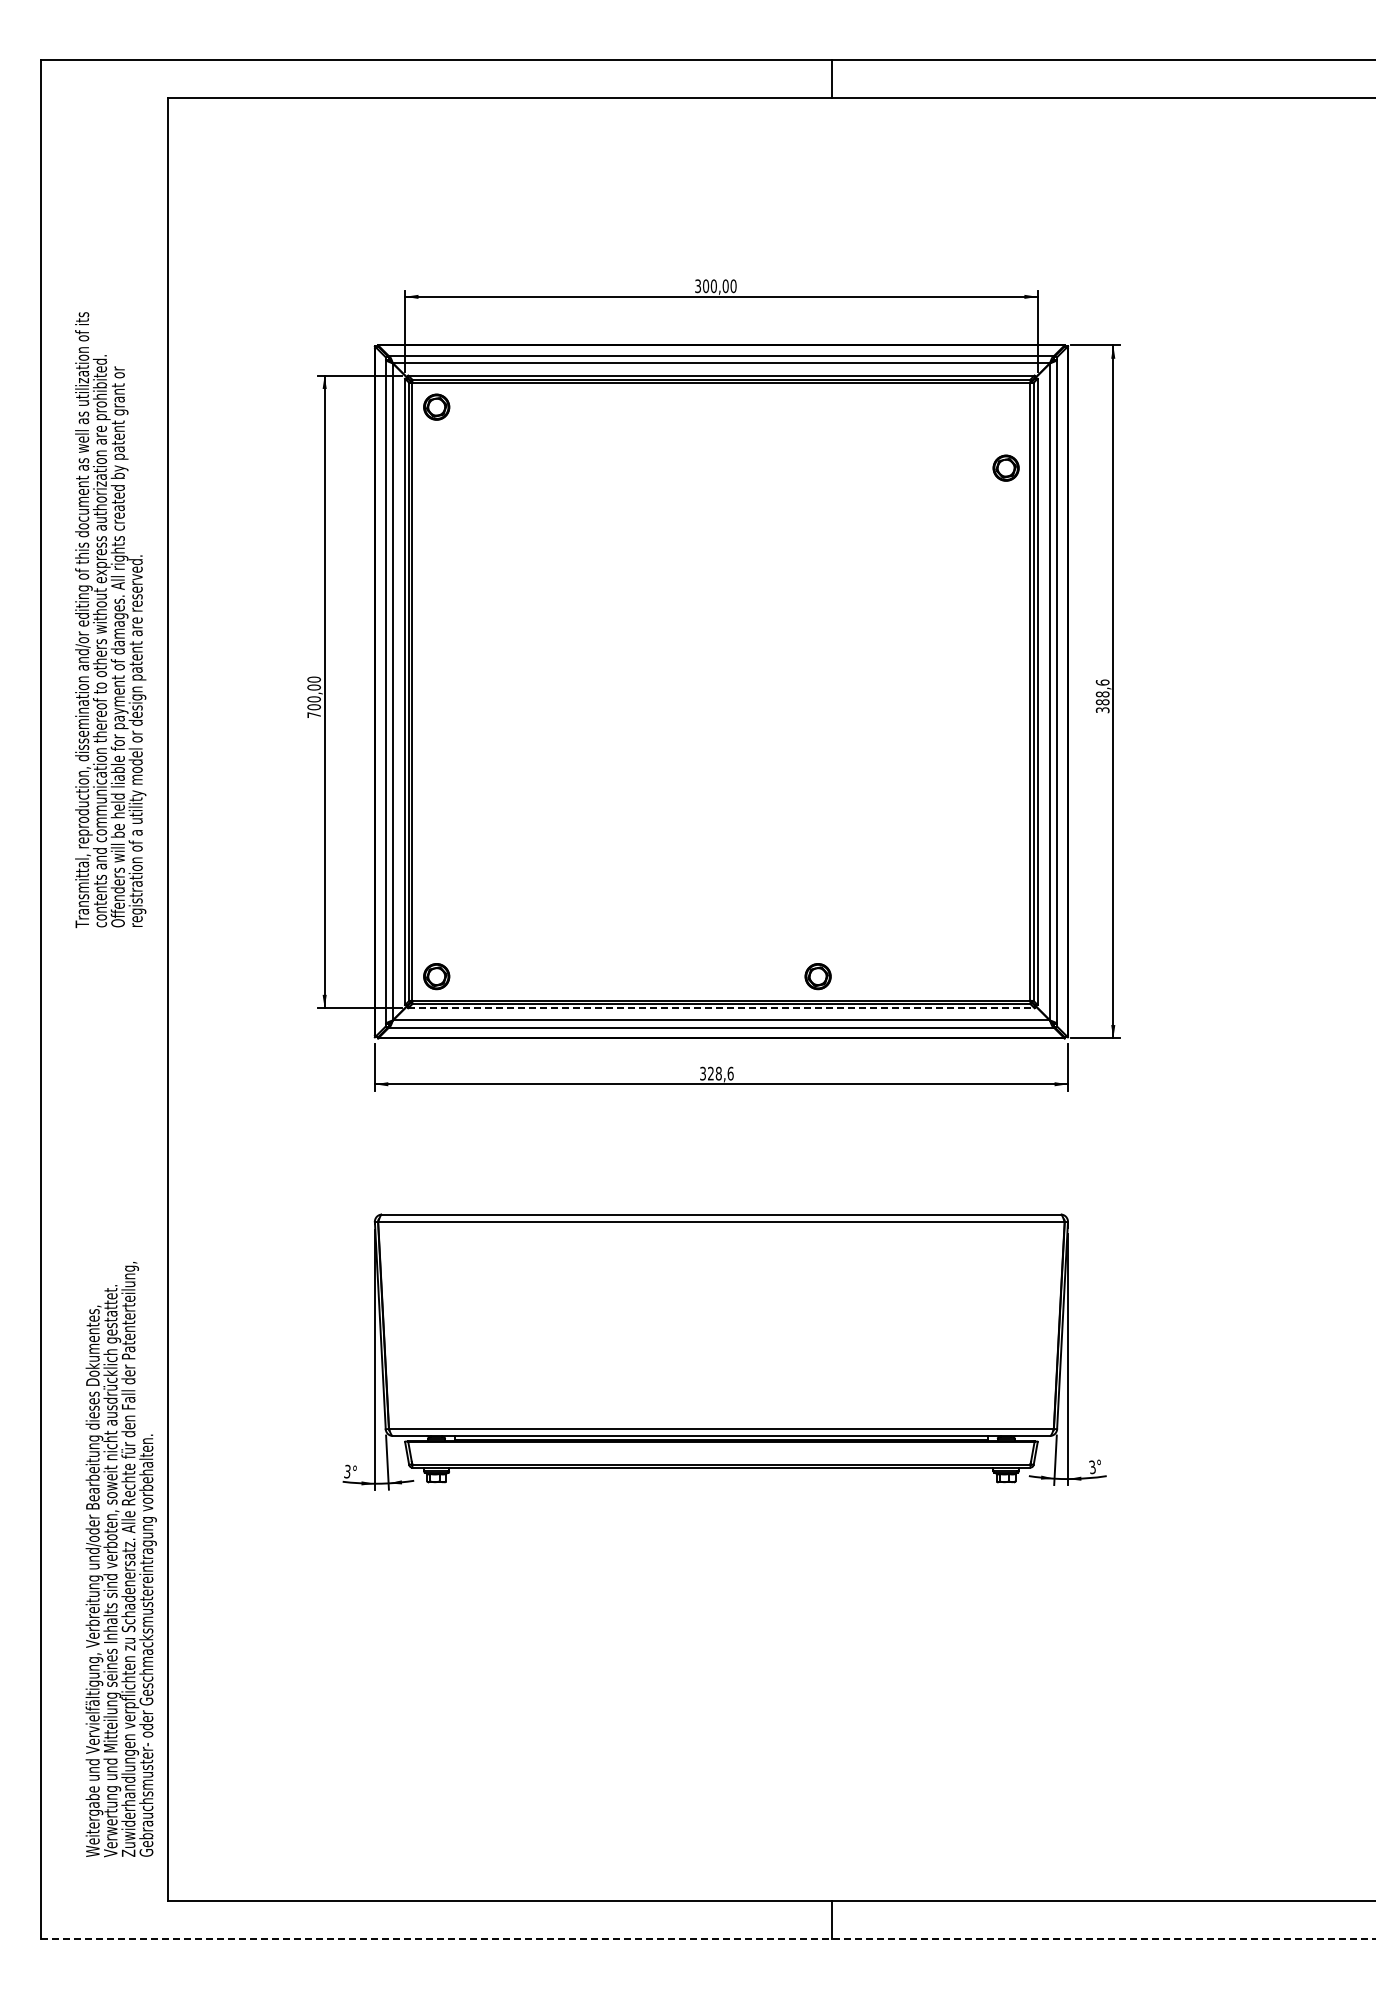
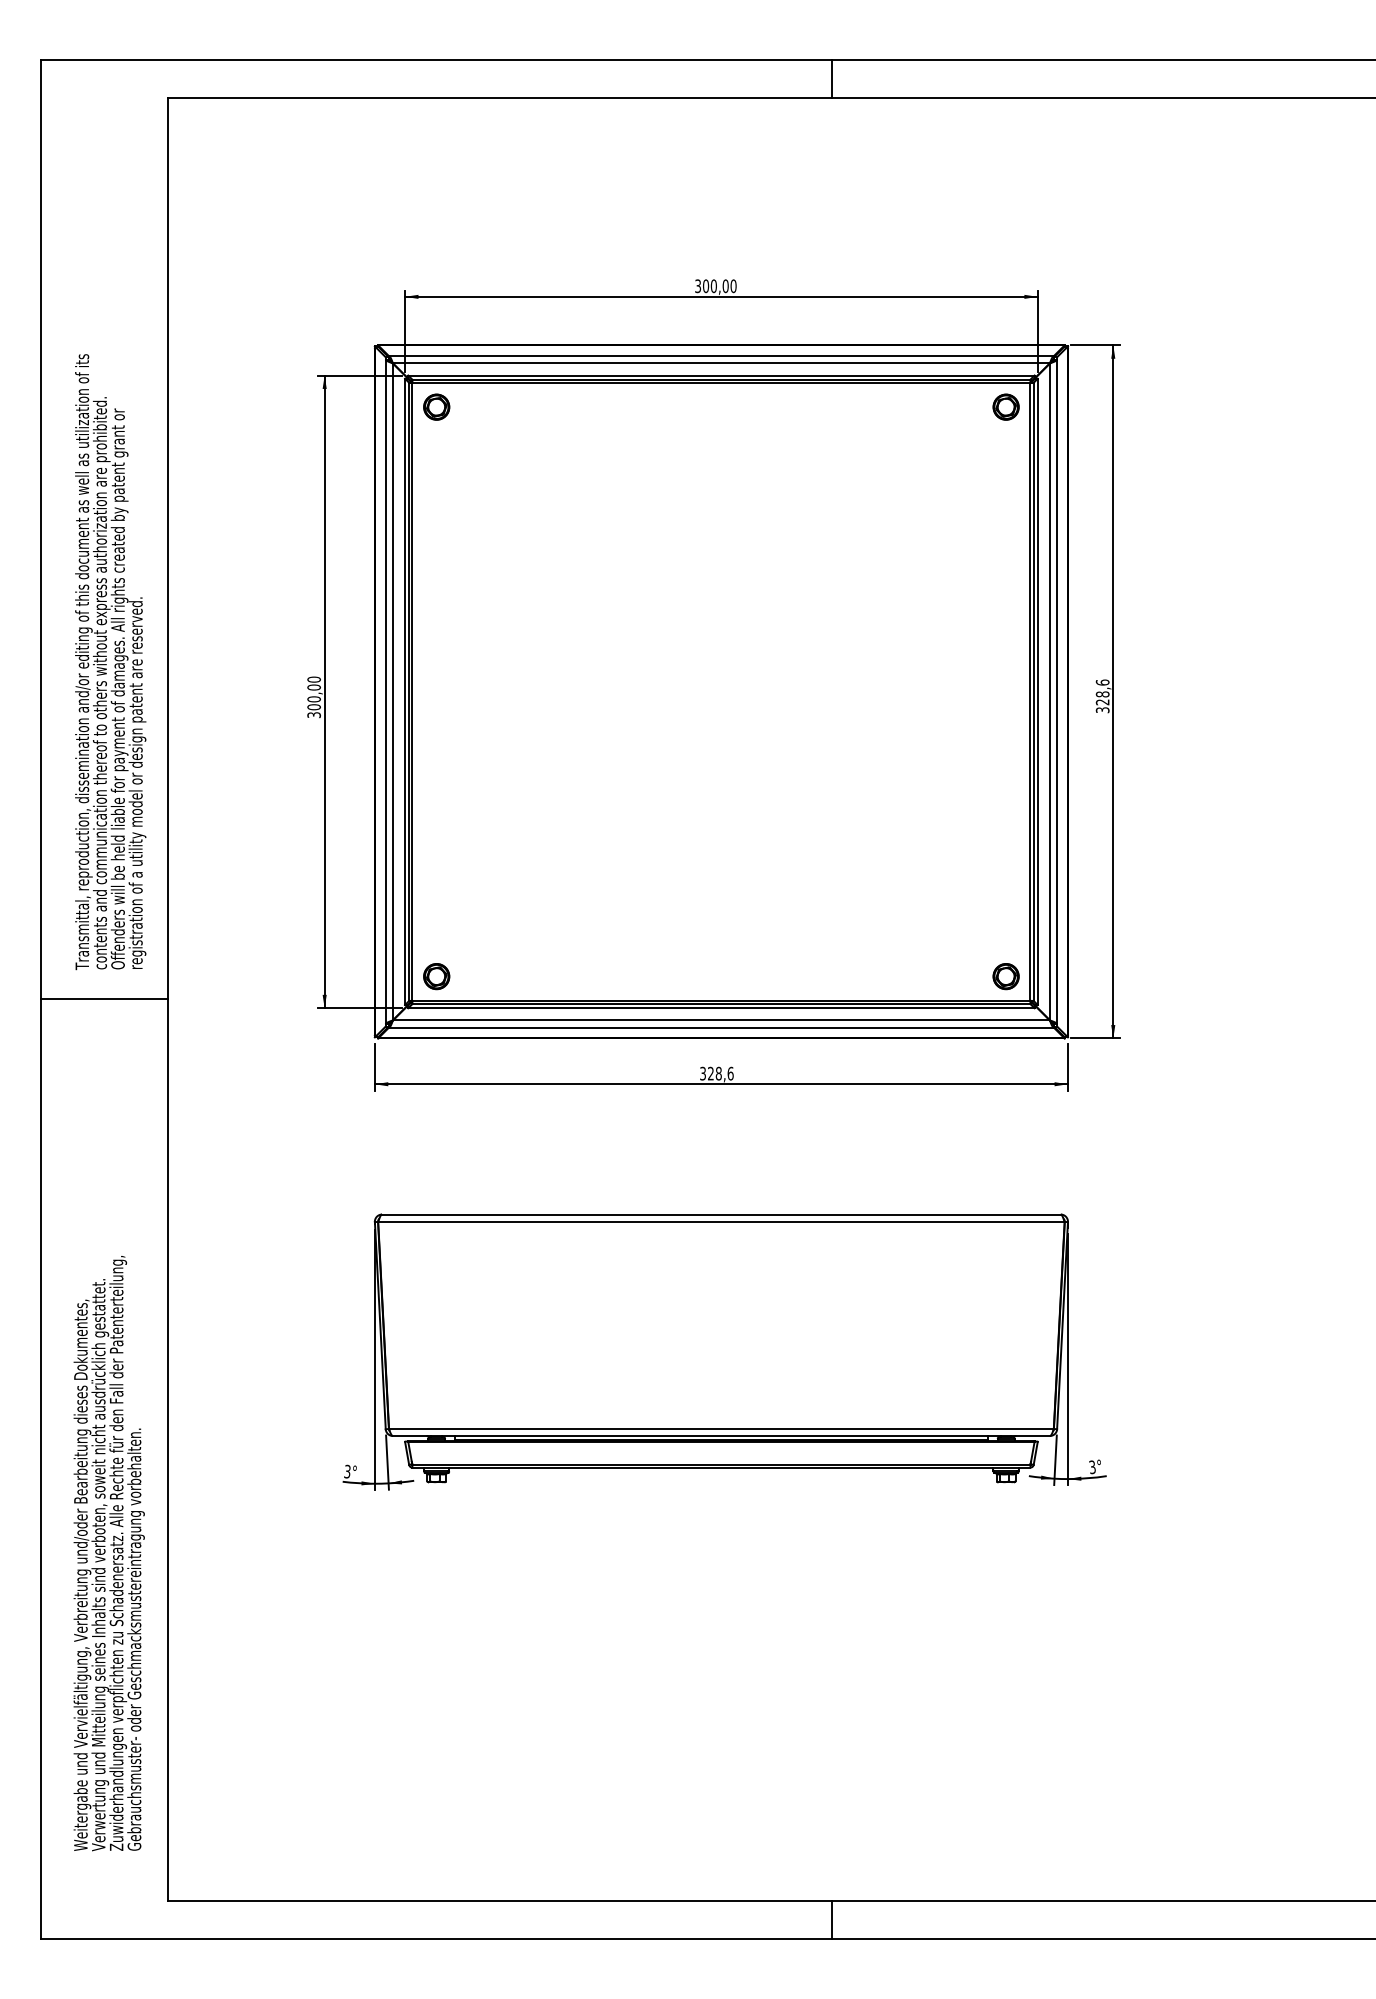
part position: (1005, 467) -> (1005, 406) (1005, 406)
text position: (110, 620) -> (110, 662) (110, 662)
text: 388,6 -> 328,6 (1102, 702)
text: 700,00 -> 300,00 (313, 715)
part position: (817, 976) -> (1005, 976) (1005, 976)
line: none -> present (104, 999)
line: dashed -> solid (721, 1008)
text position: (120, 1559) -> (108, 1553) (108, 1553)
line: dashed -> solid (708, 1939)
